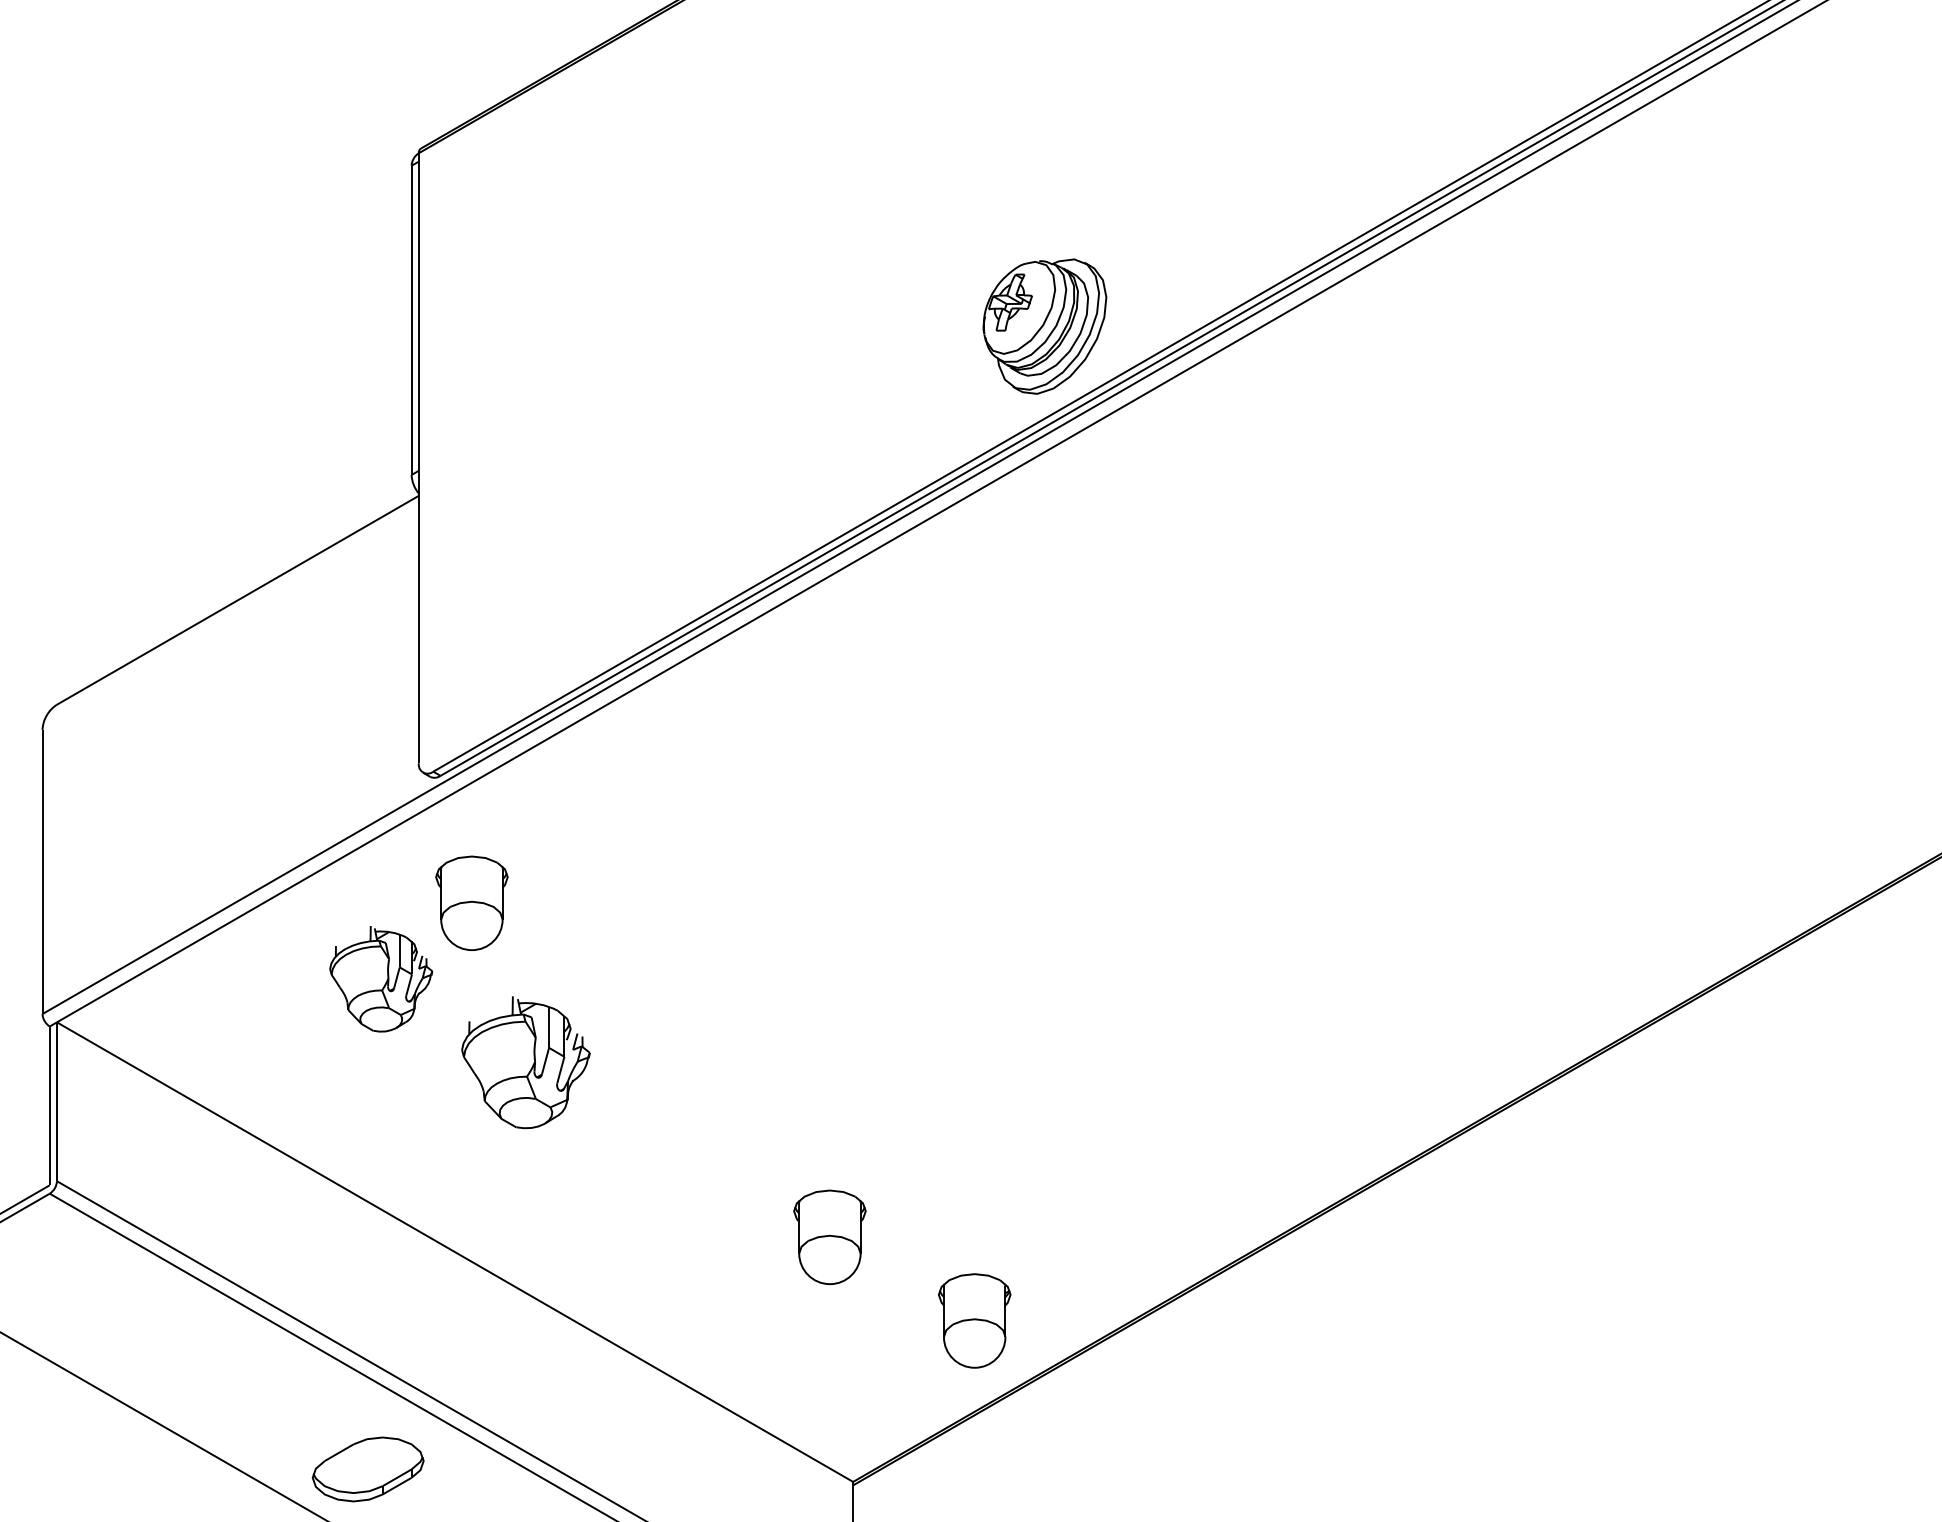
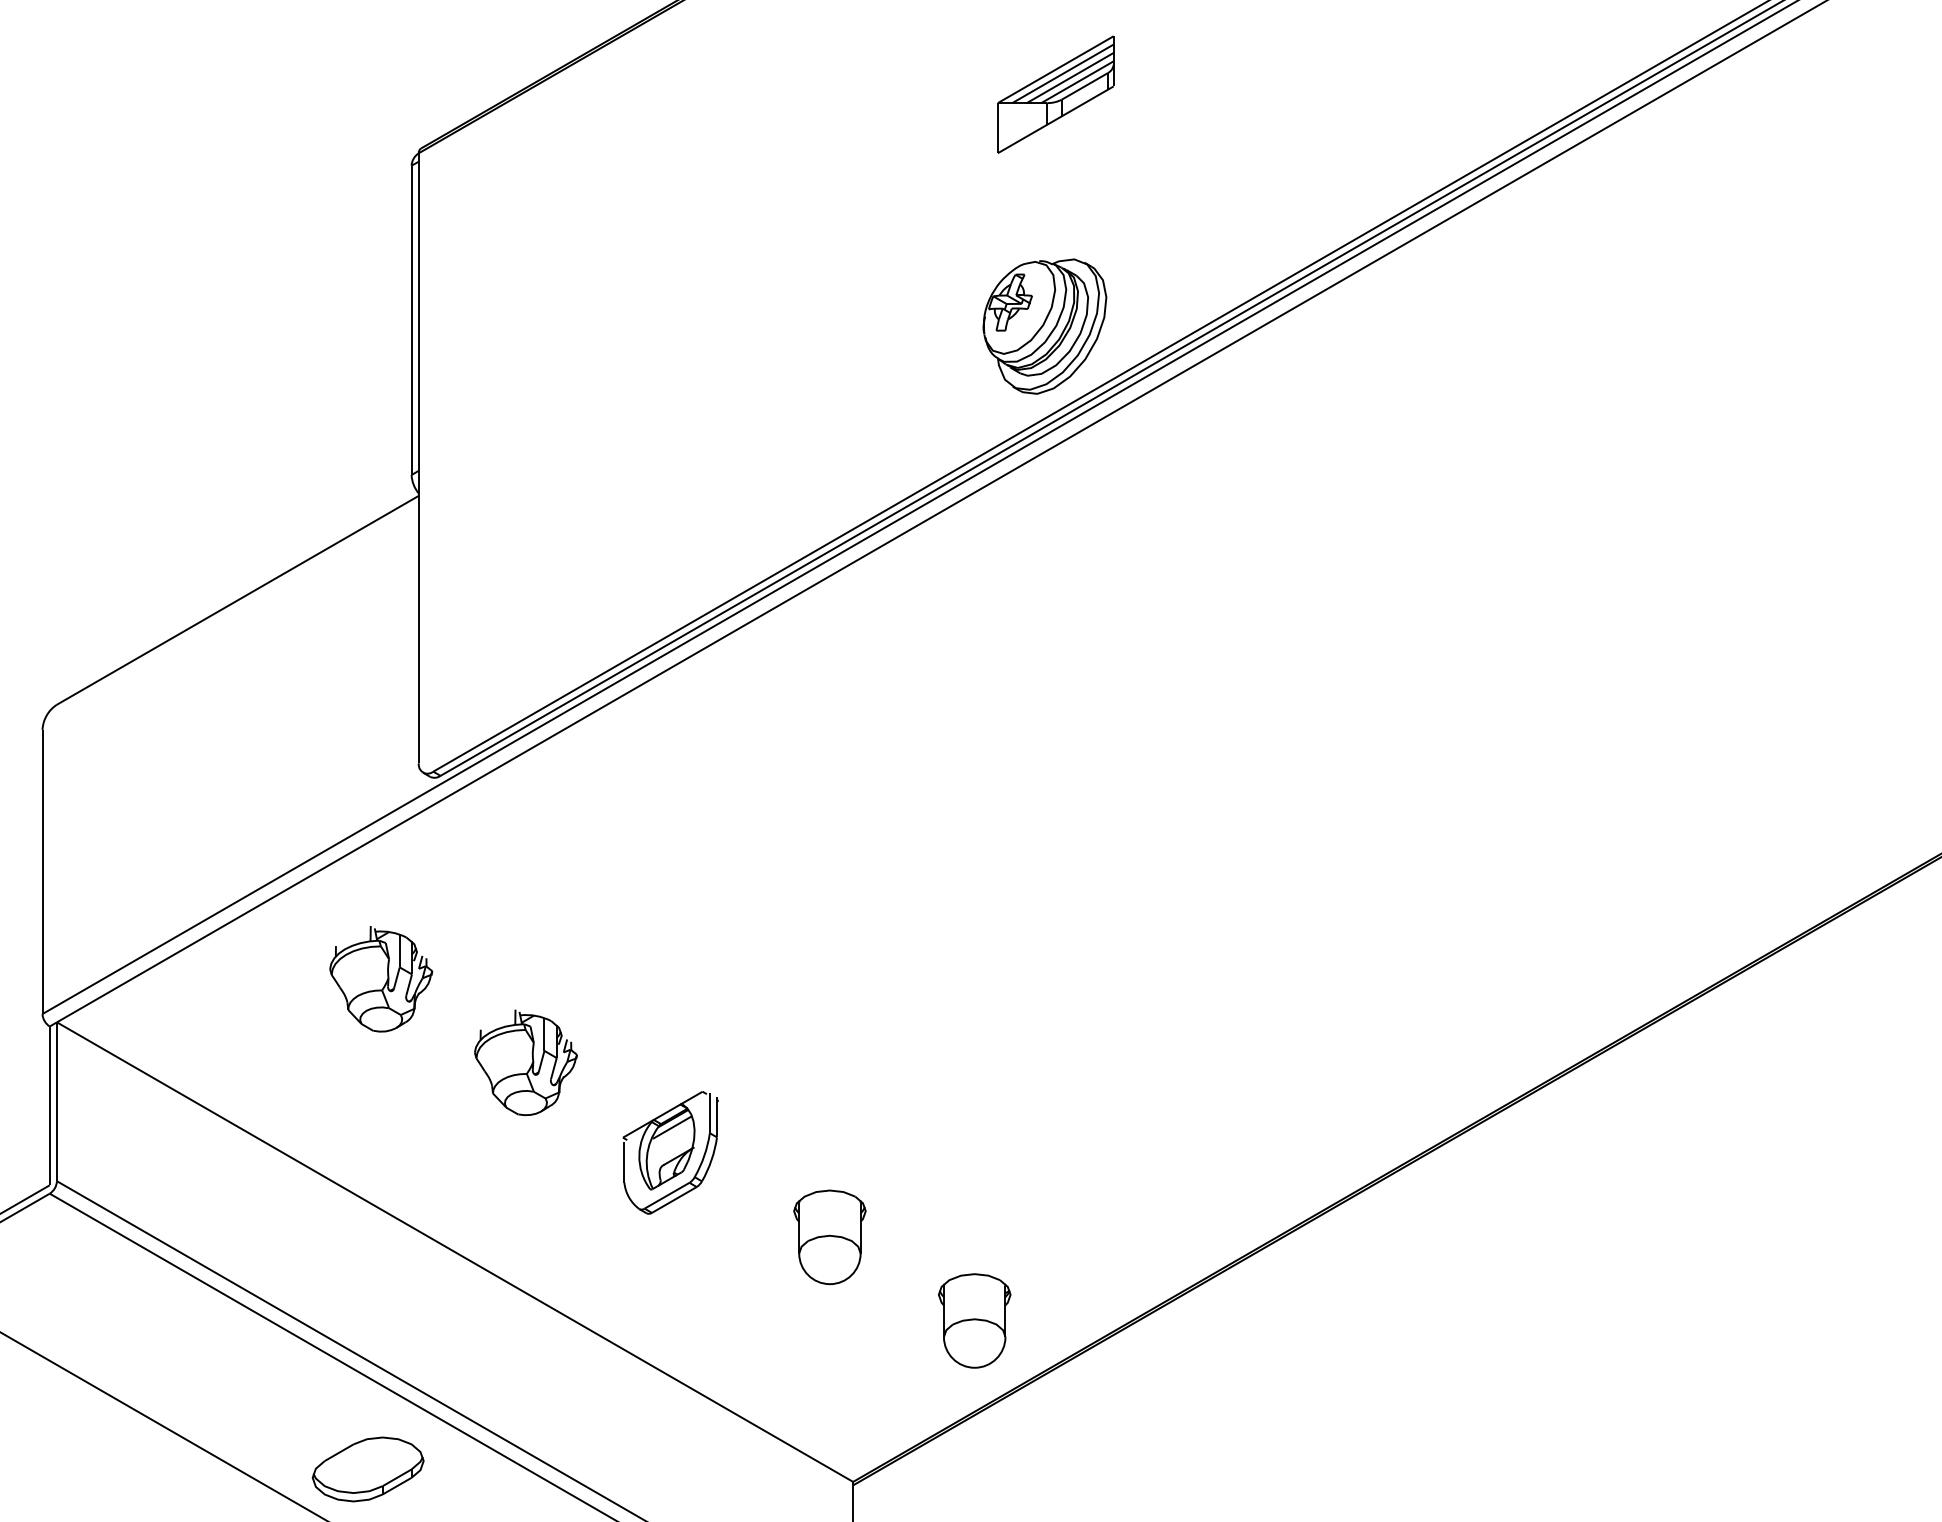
part: none -> present (1055, 94)
part: present -> none (471, 902)
part size: 130x134 px -> 104x108 px (525, 1062)
part: none -> present (670, 1152)
